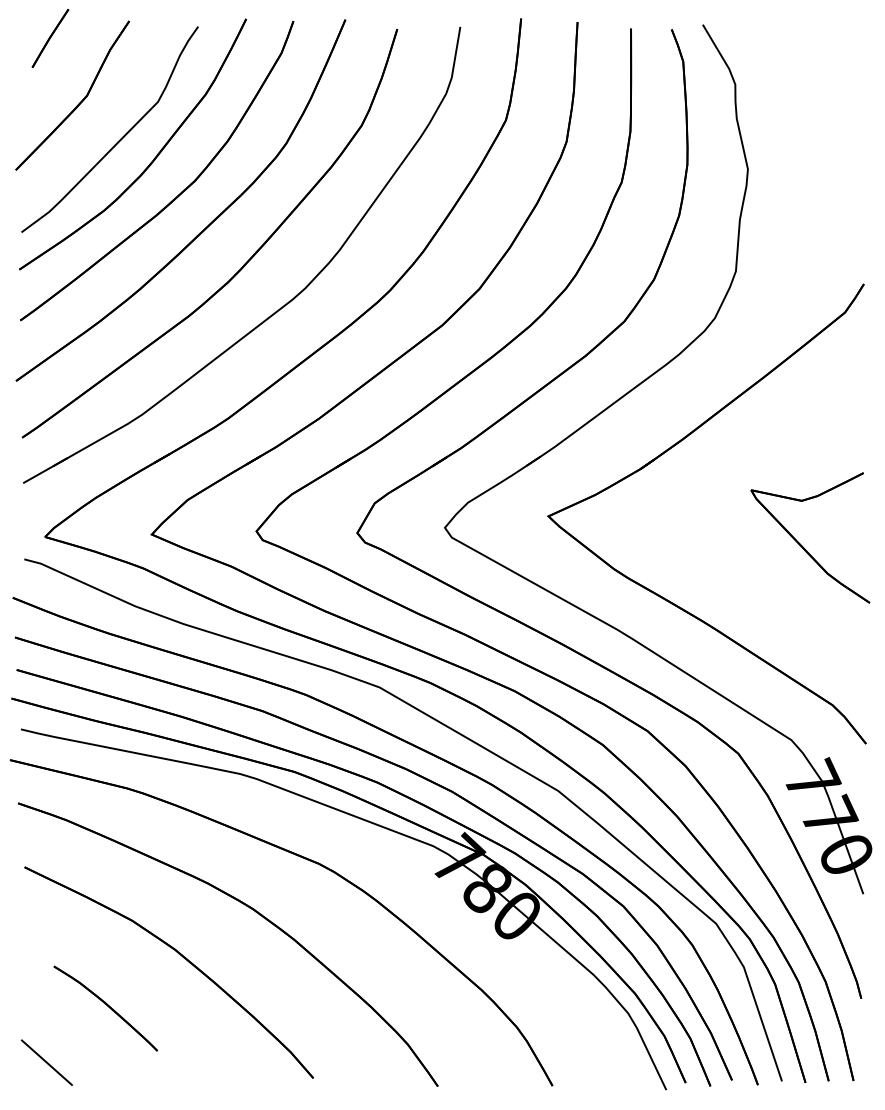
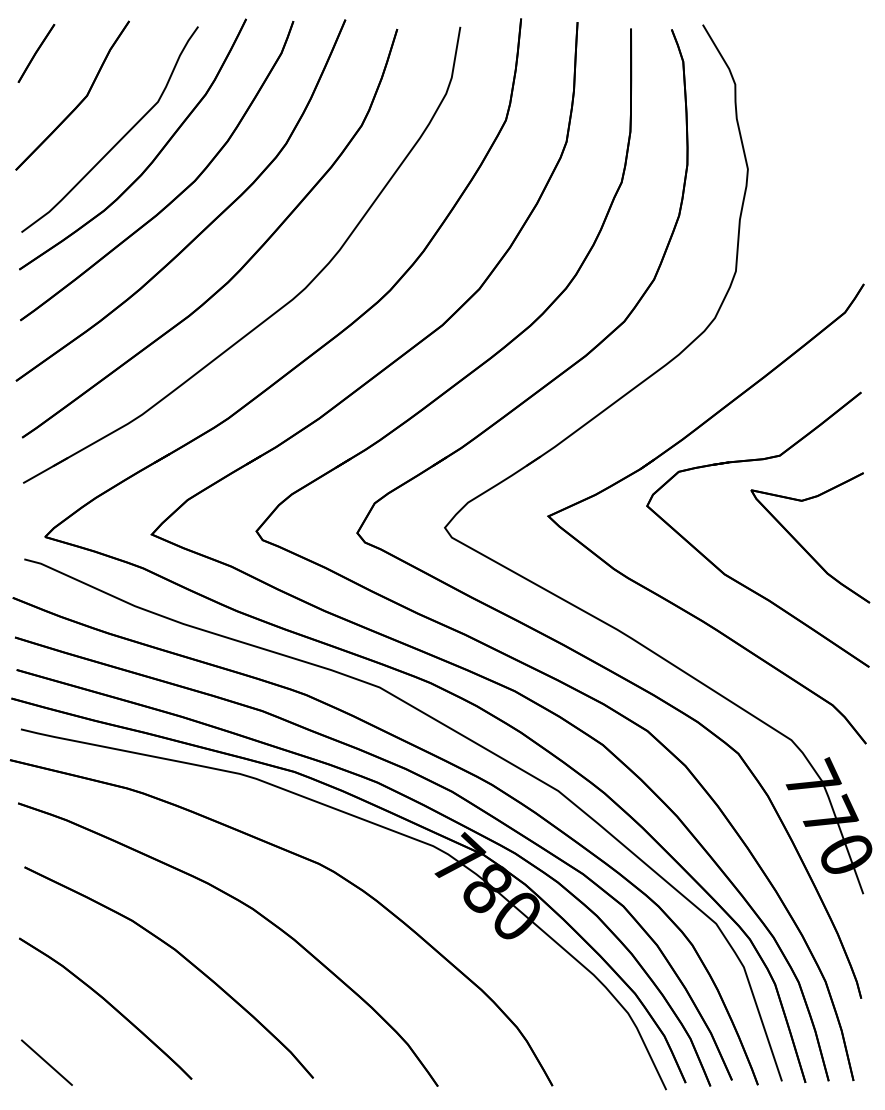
line position: (50, 38) -> (36, 53) (36, 53)
part: none -> present (723, 571)
part size: 106x87 px -> 174x143 px (105, 1008)
